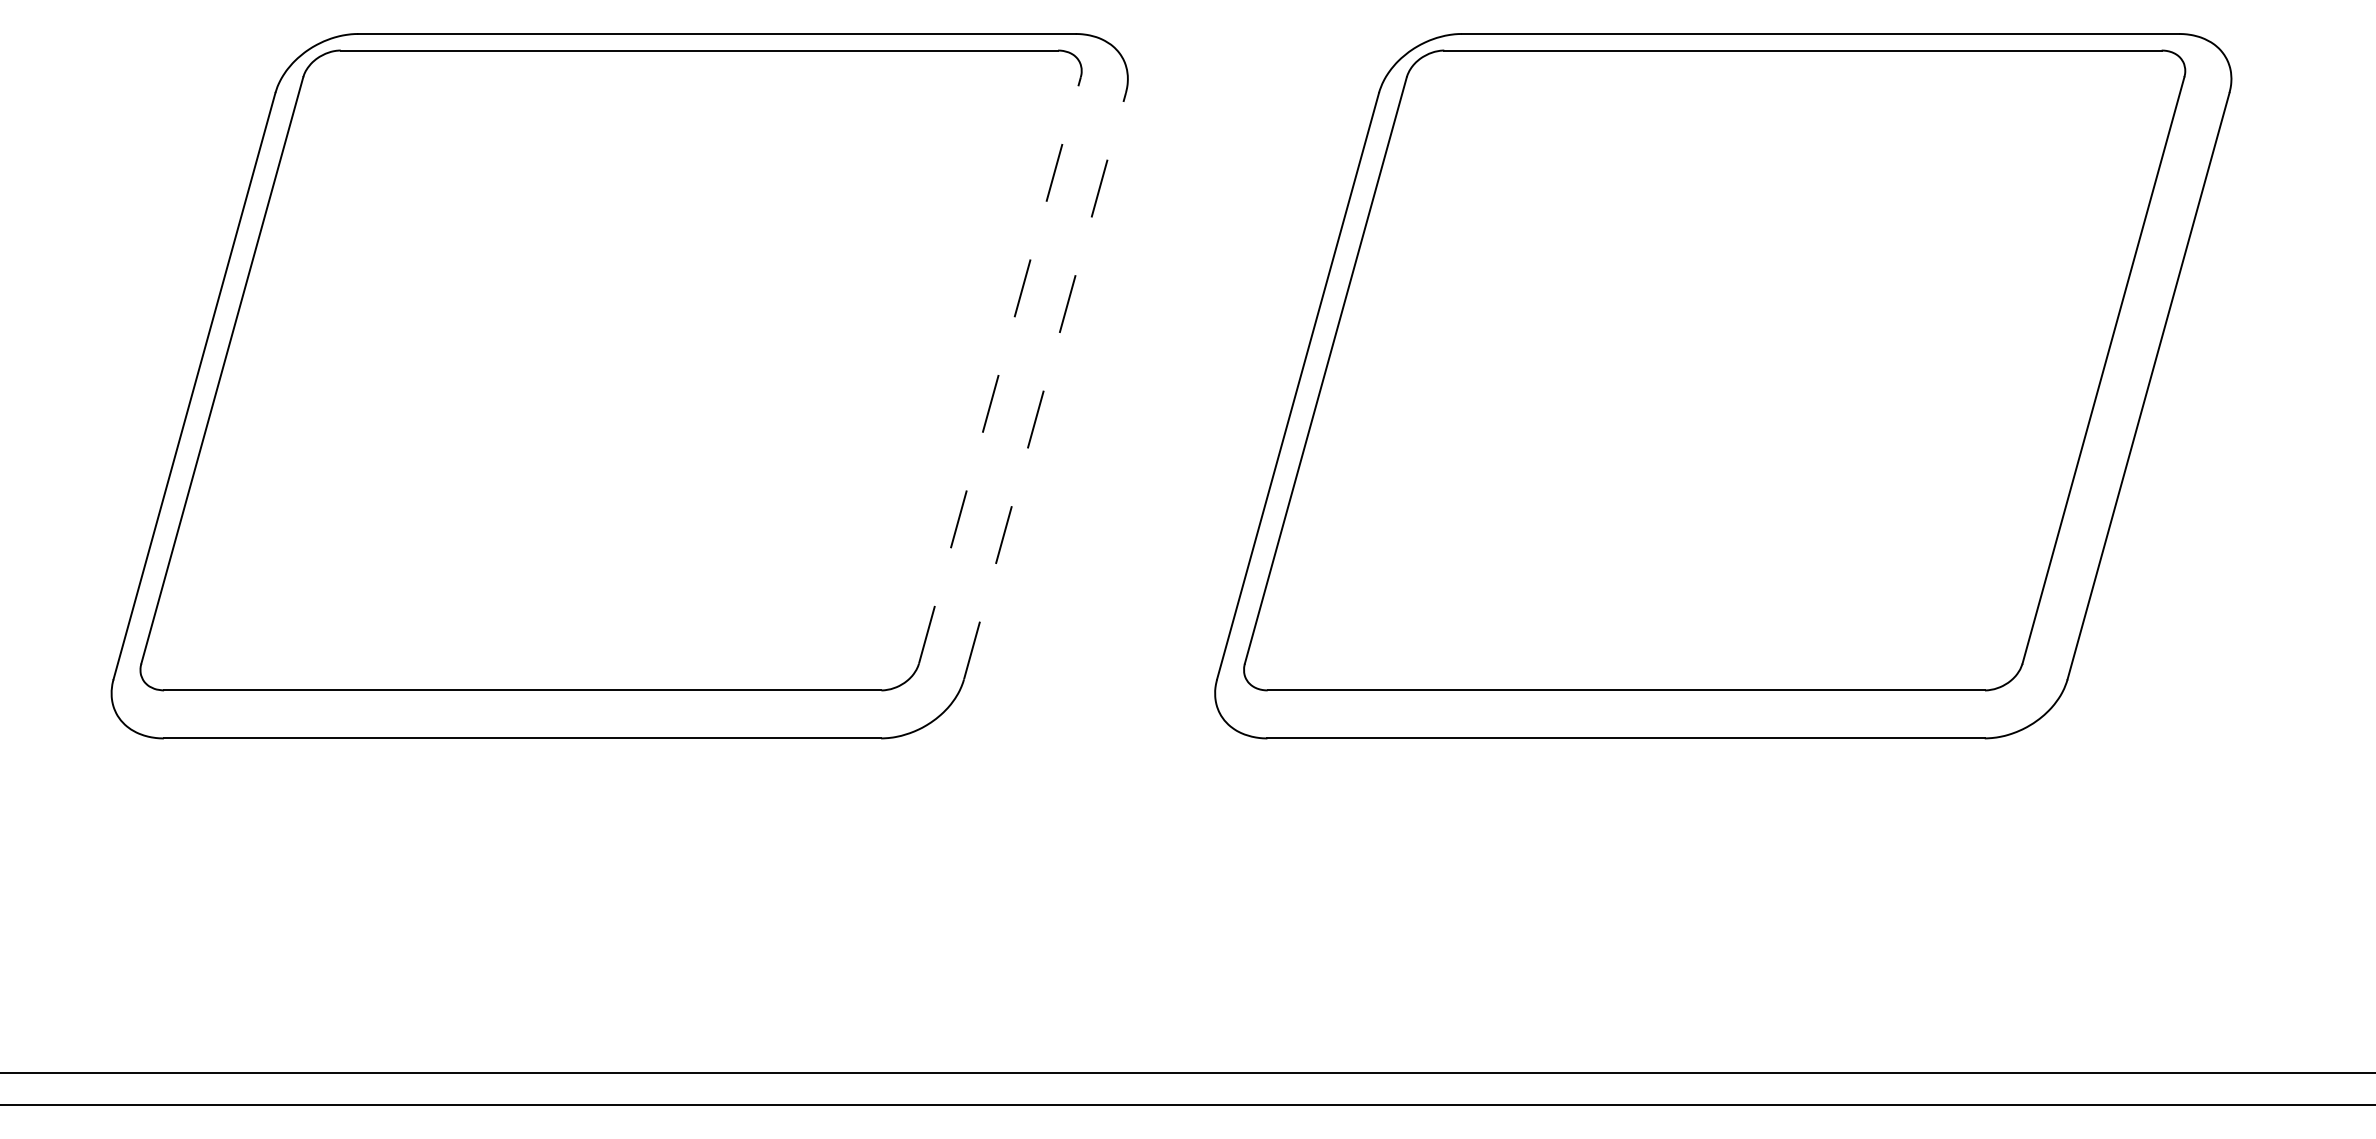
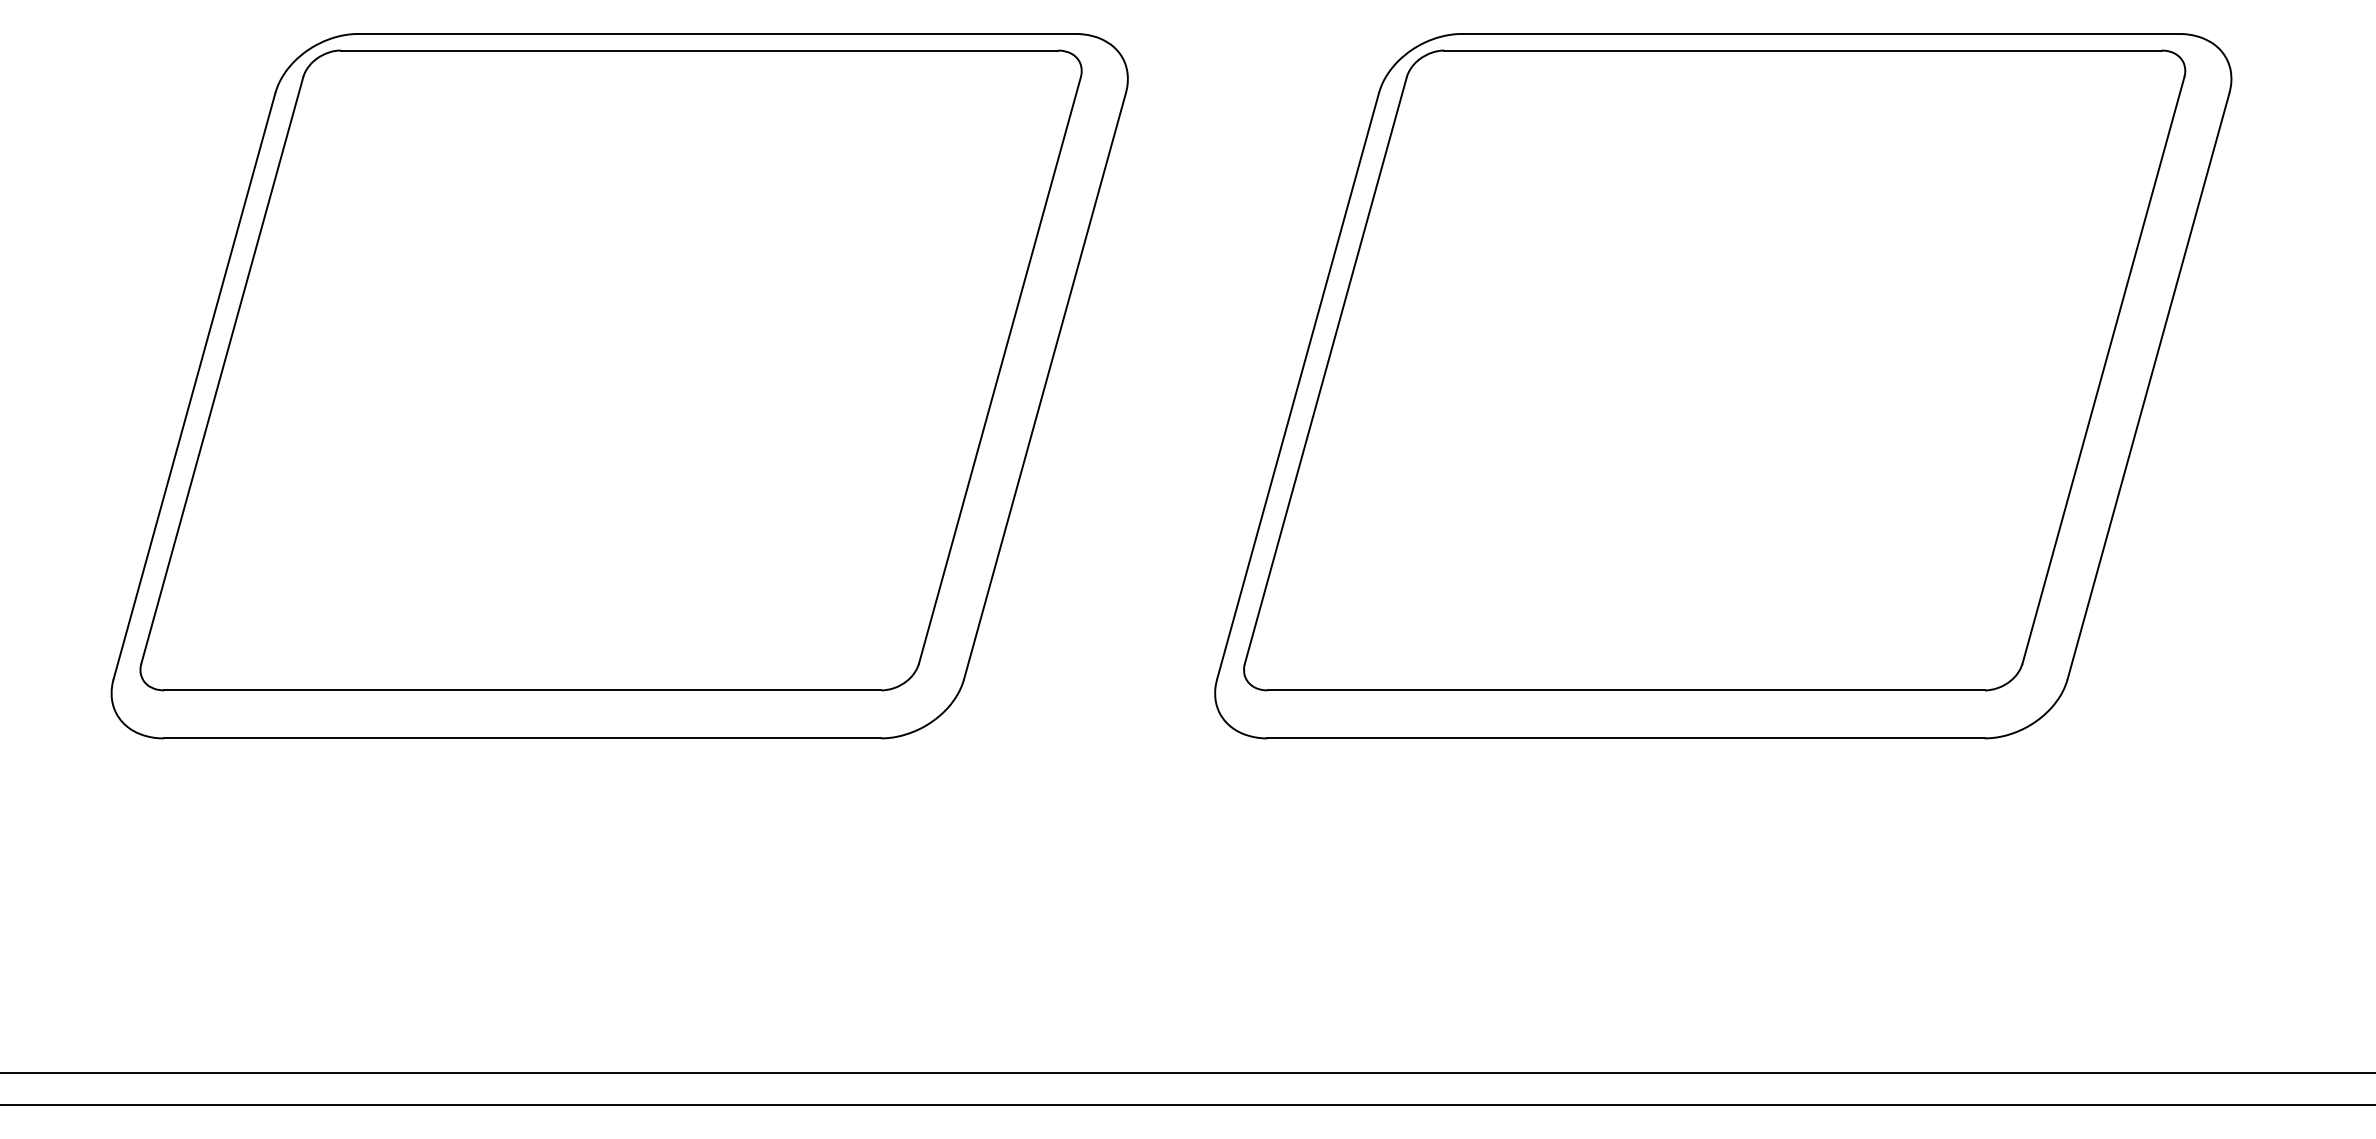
line: dashed -> solid (1000, 370)
line: dashed -> solid (1045, 385)
